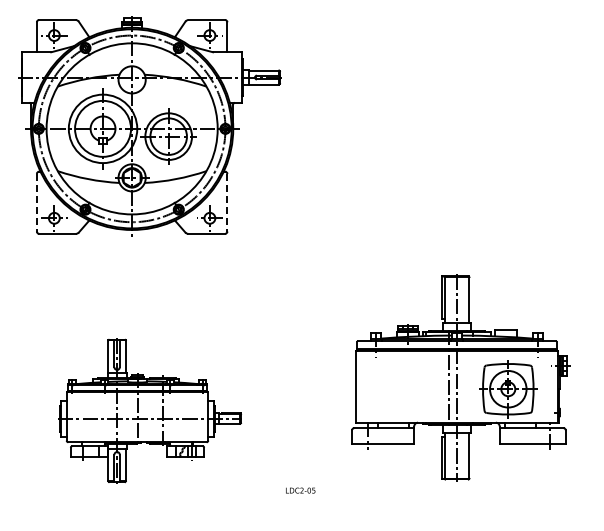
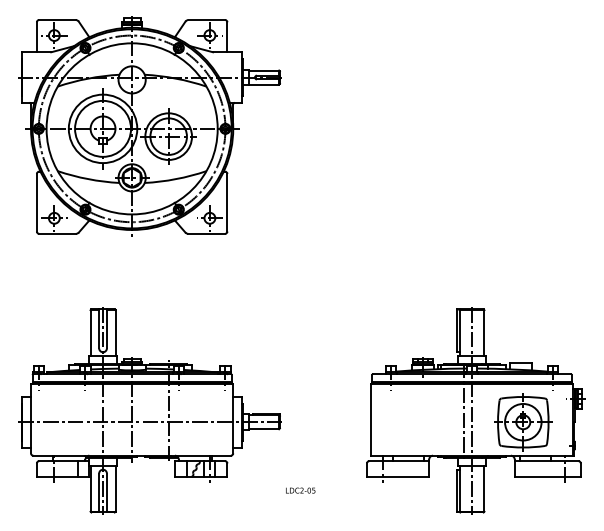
line: dashed -> solid (36, 202)
line: dashed -> solid (227, 202)
part position: (460, 377) -> (475, 410) (475, 410)
part size: 184x146 px -> 264x208 px (149, 410)
